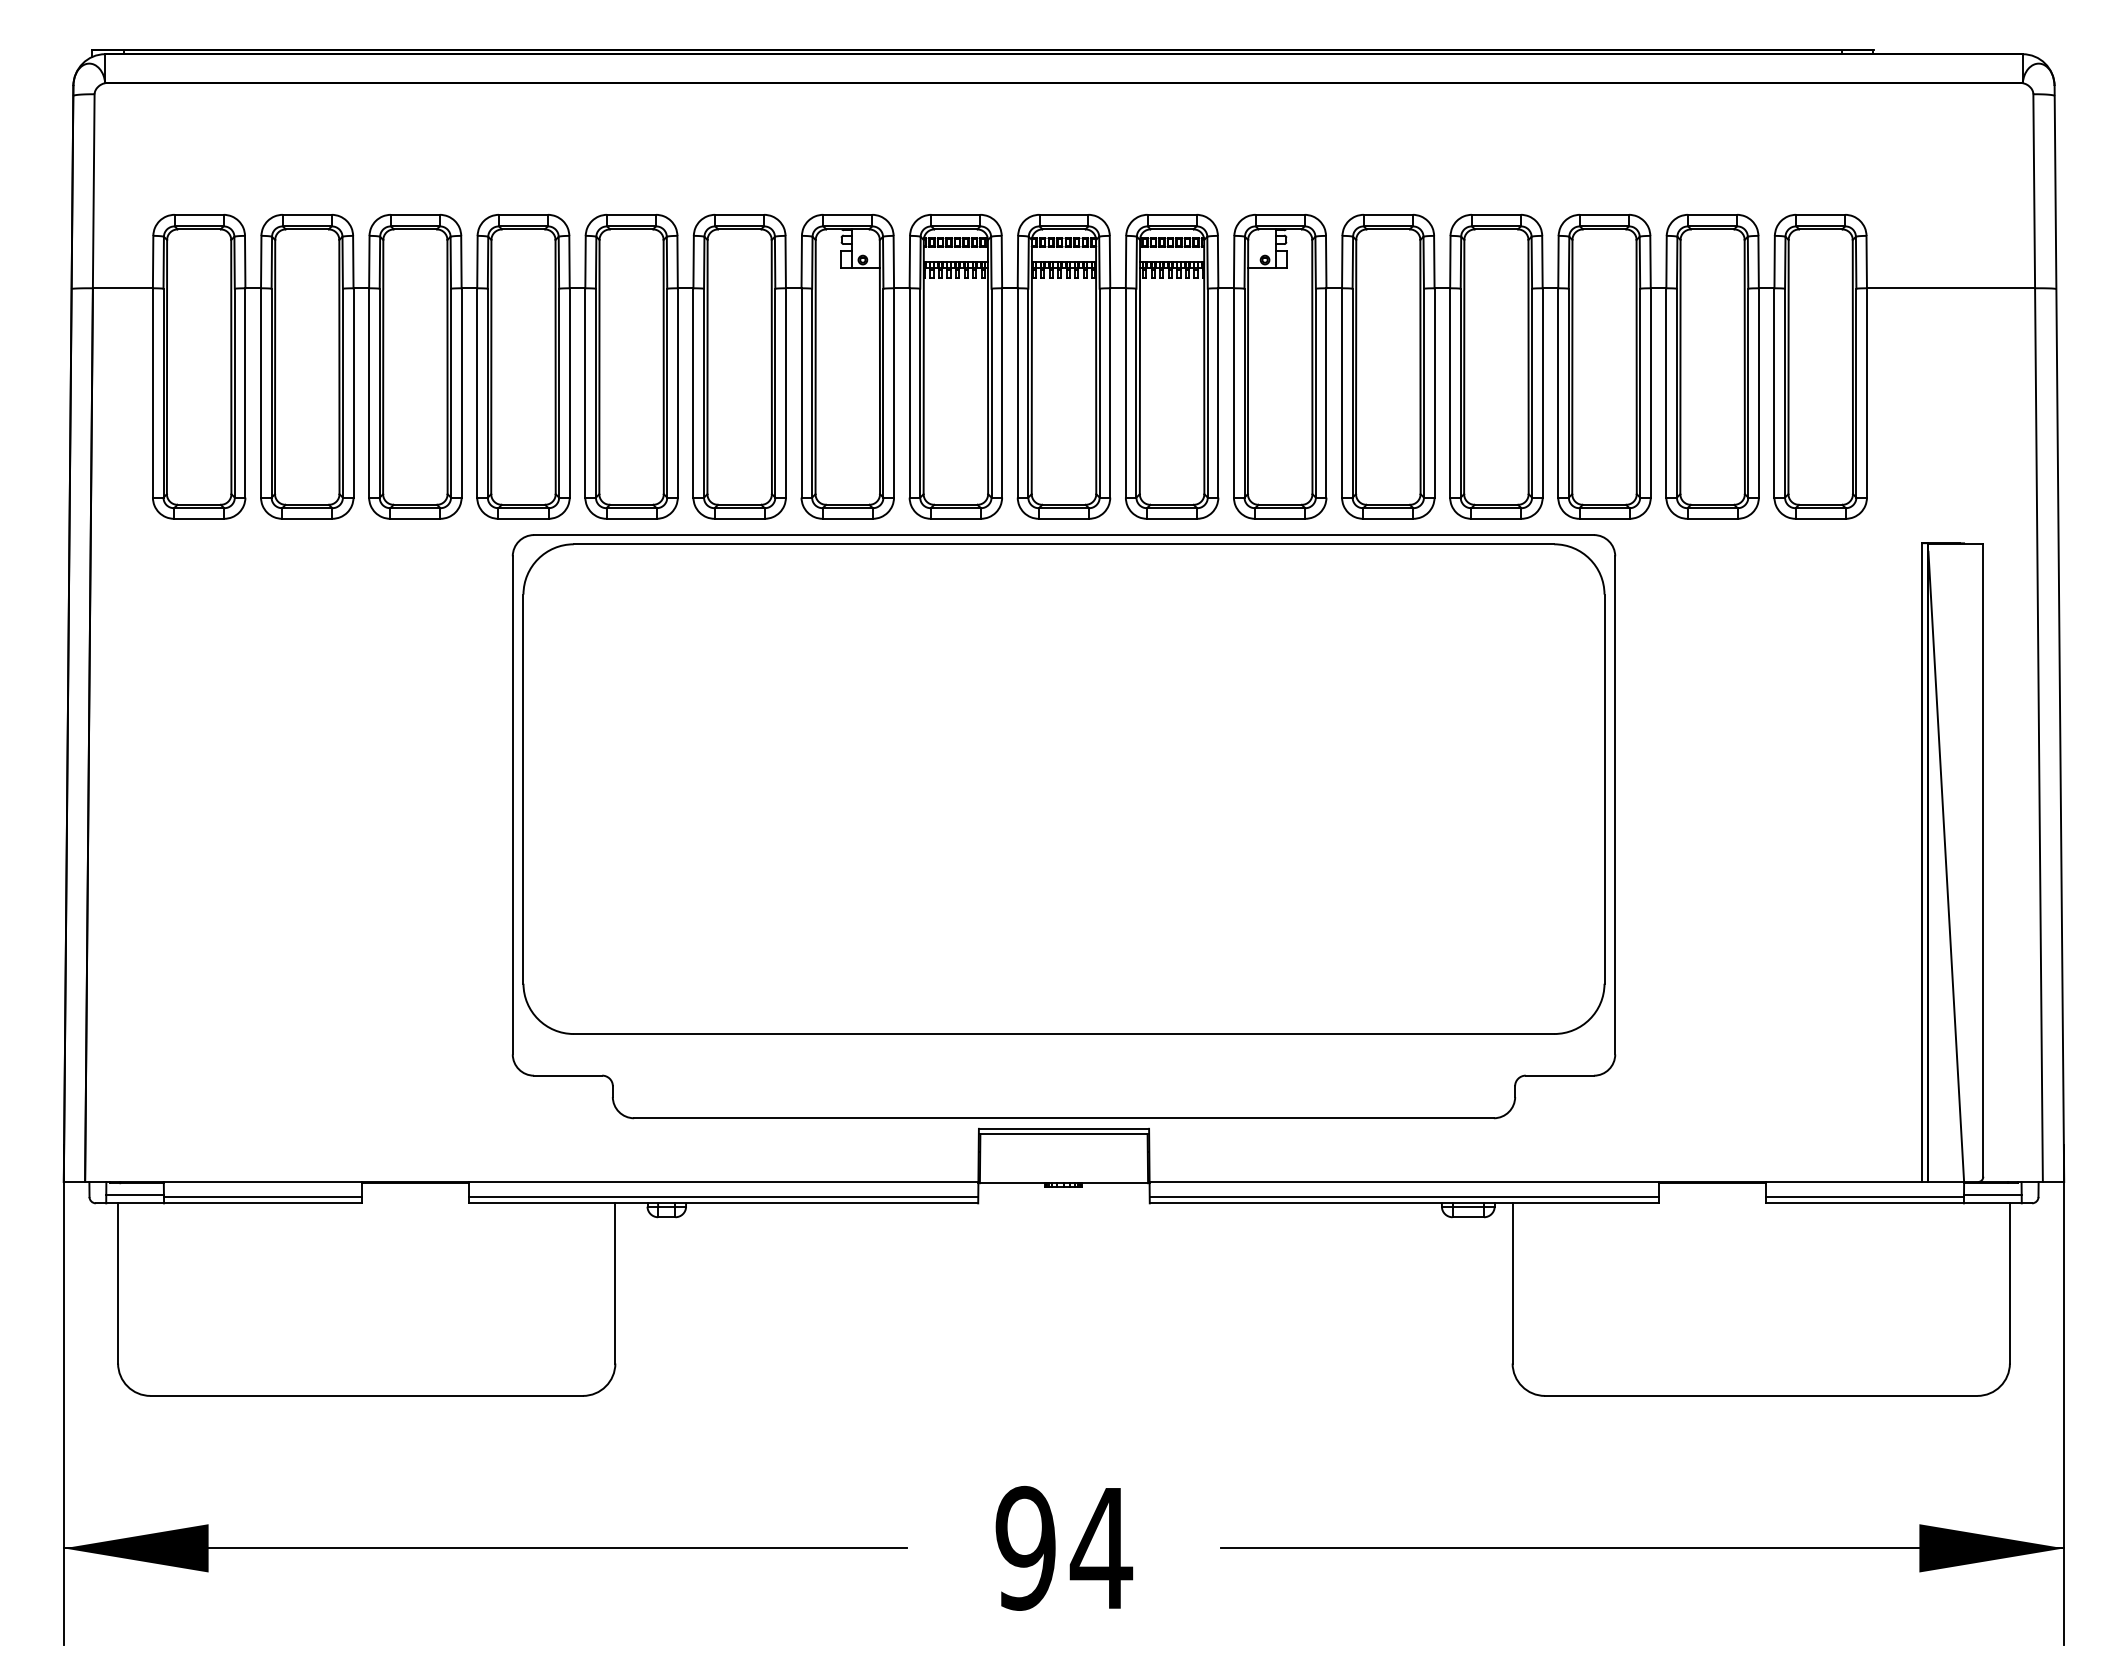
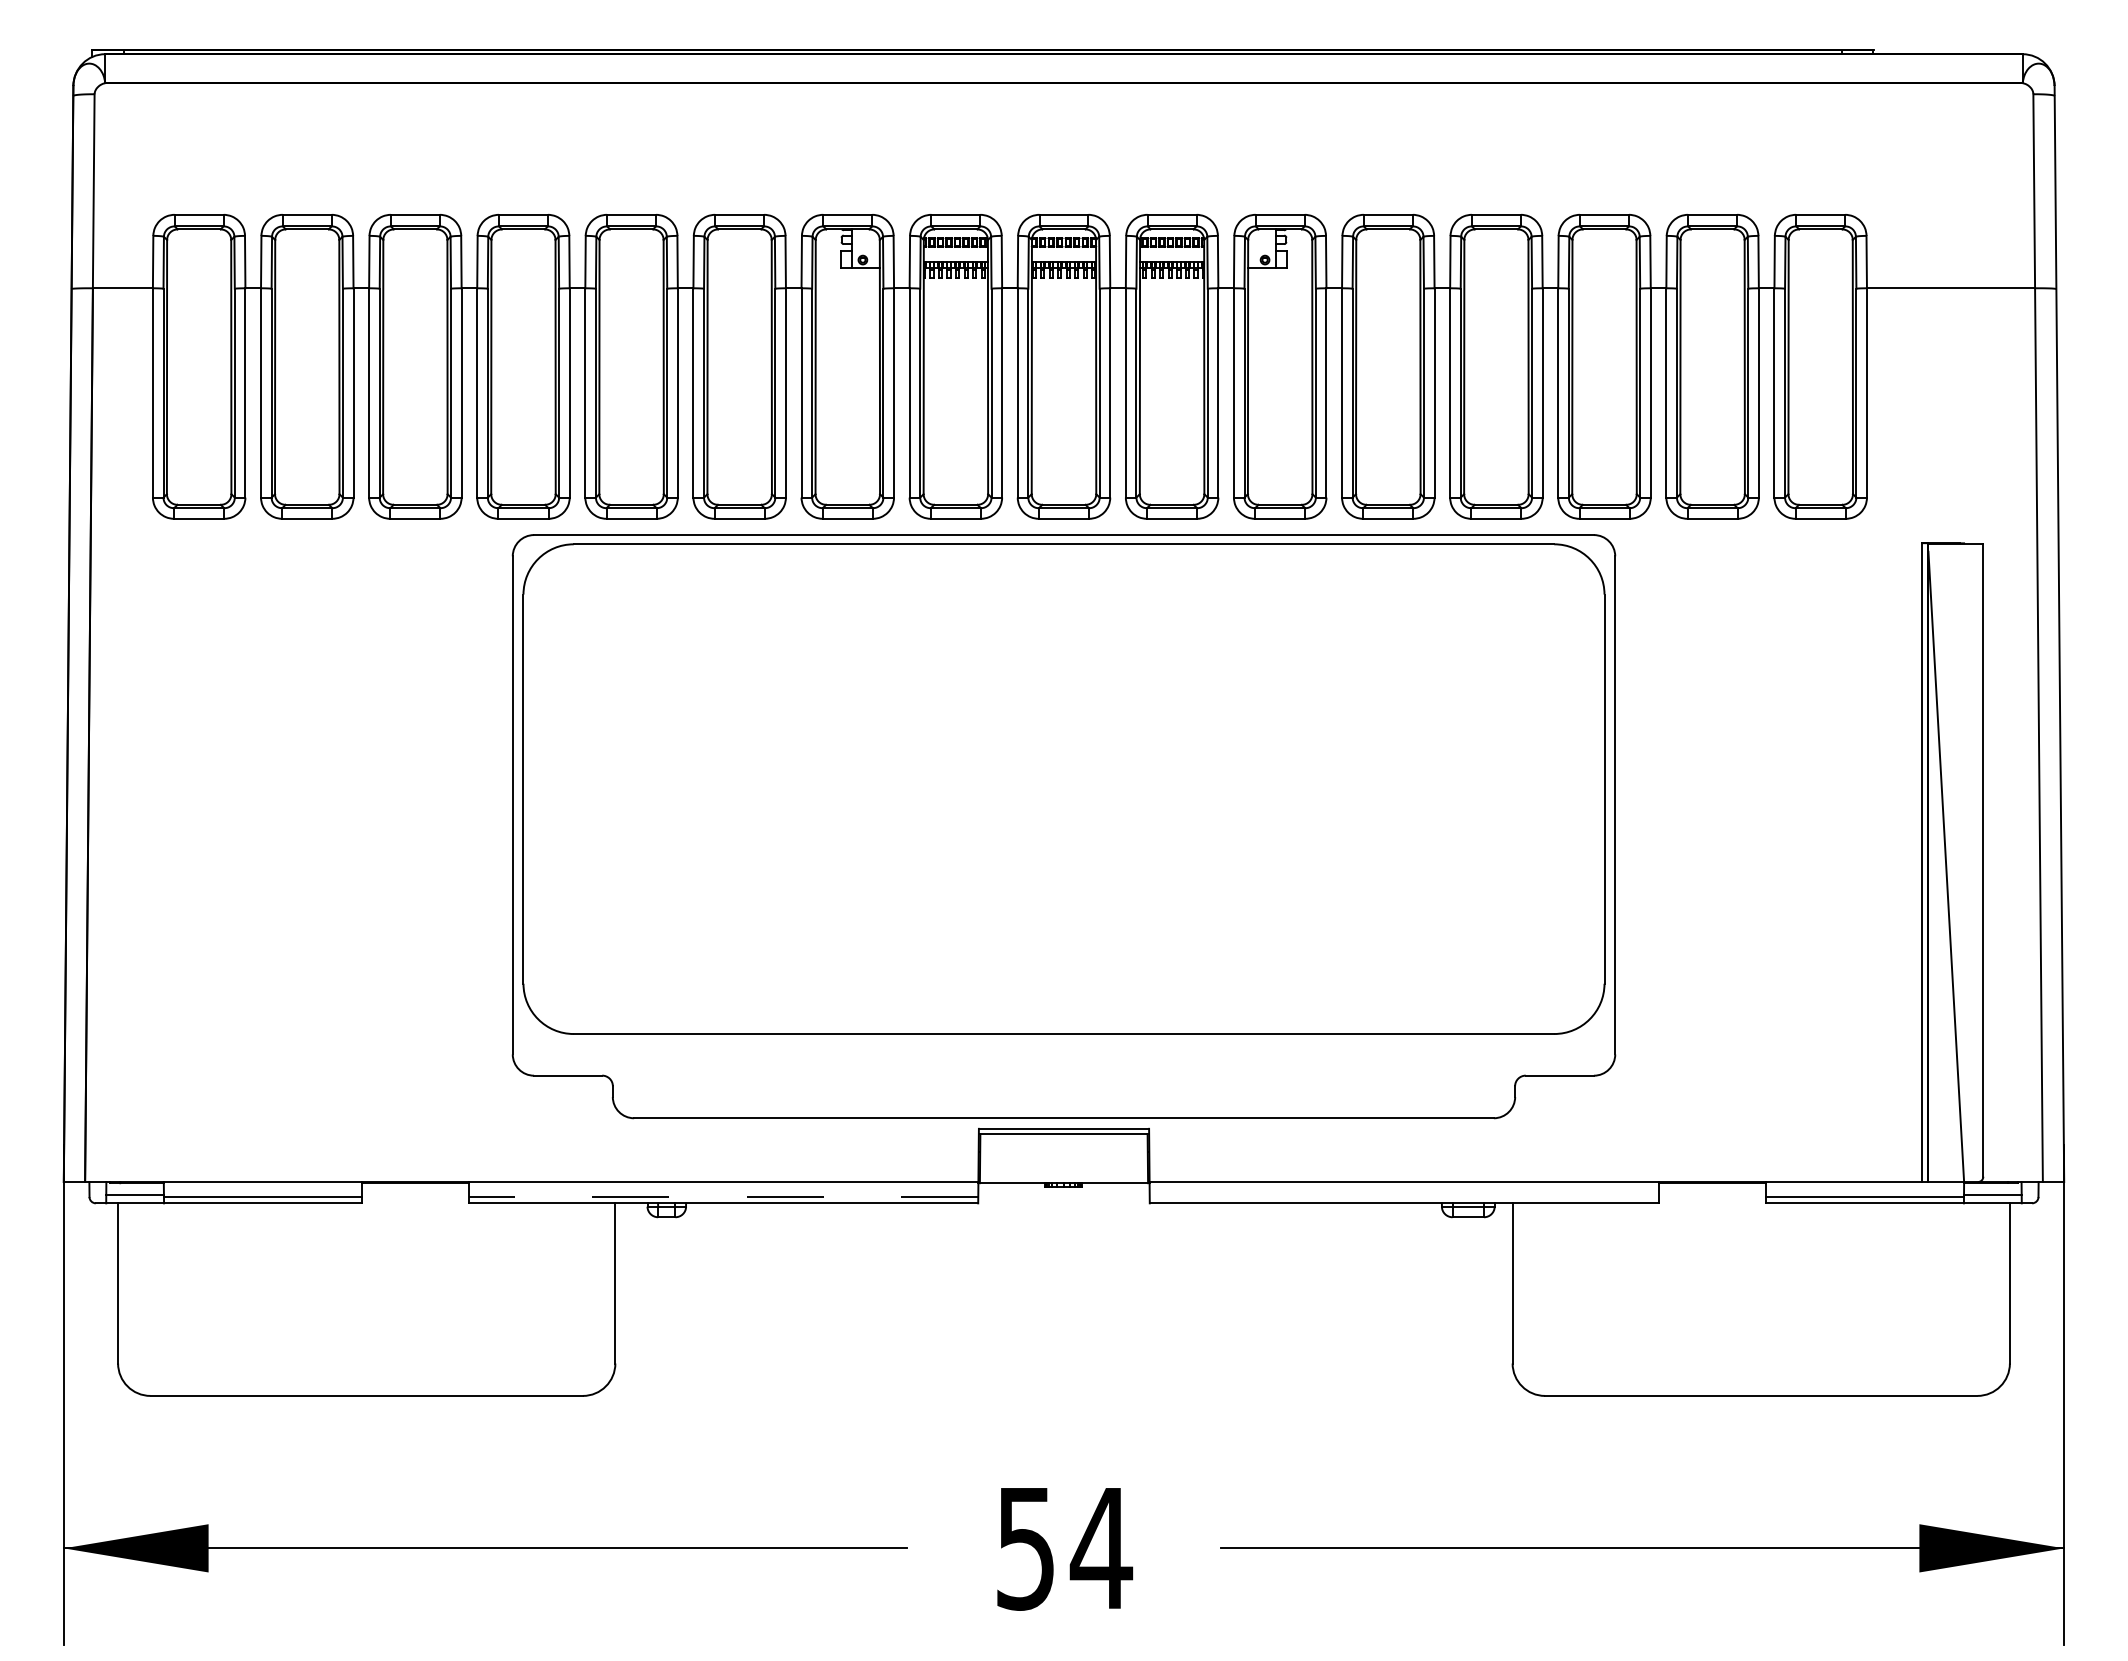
line: solid -> dashed (723, 1197)
line: present -> none (1404, 1197)
text: 94 -> 54 (1025, 1547)
